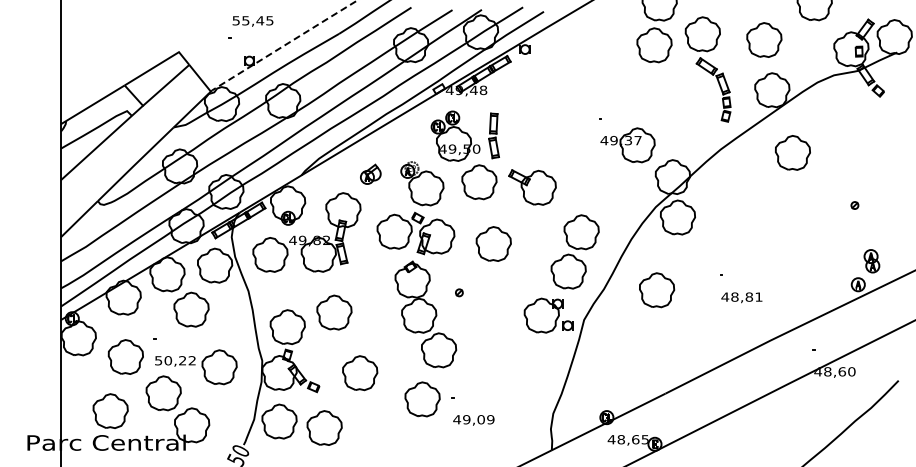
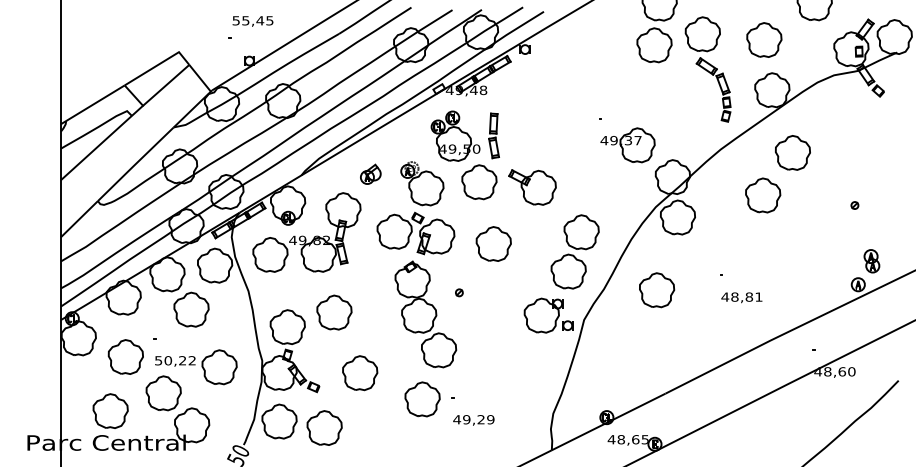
line: dashed -> solid (285, 45)
part: none -> present (763, 195)
text: 49,09 -> 49,29 (480, 419)
